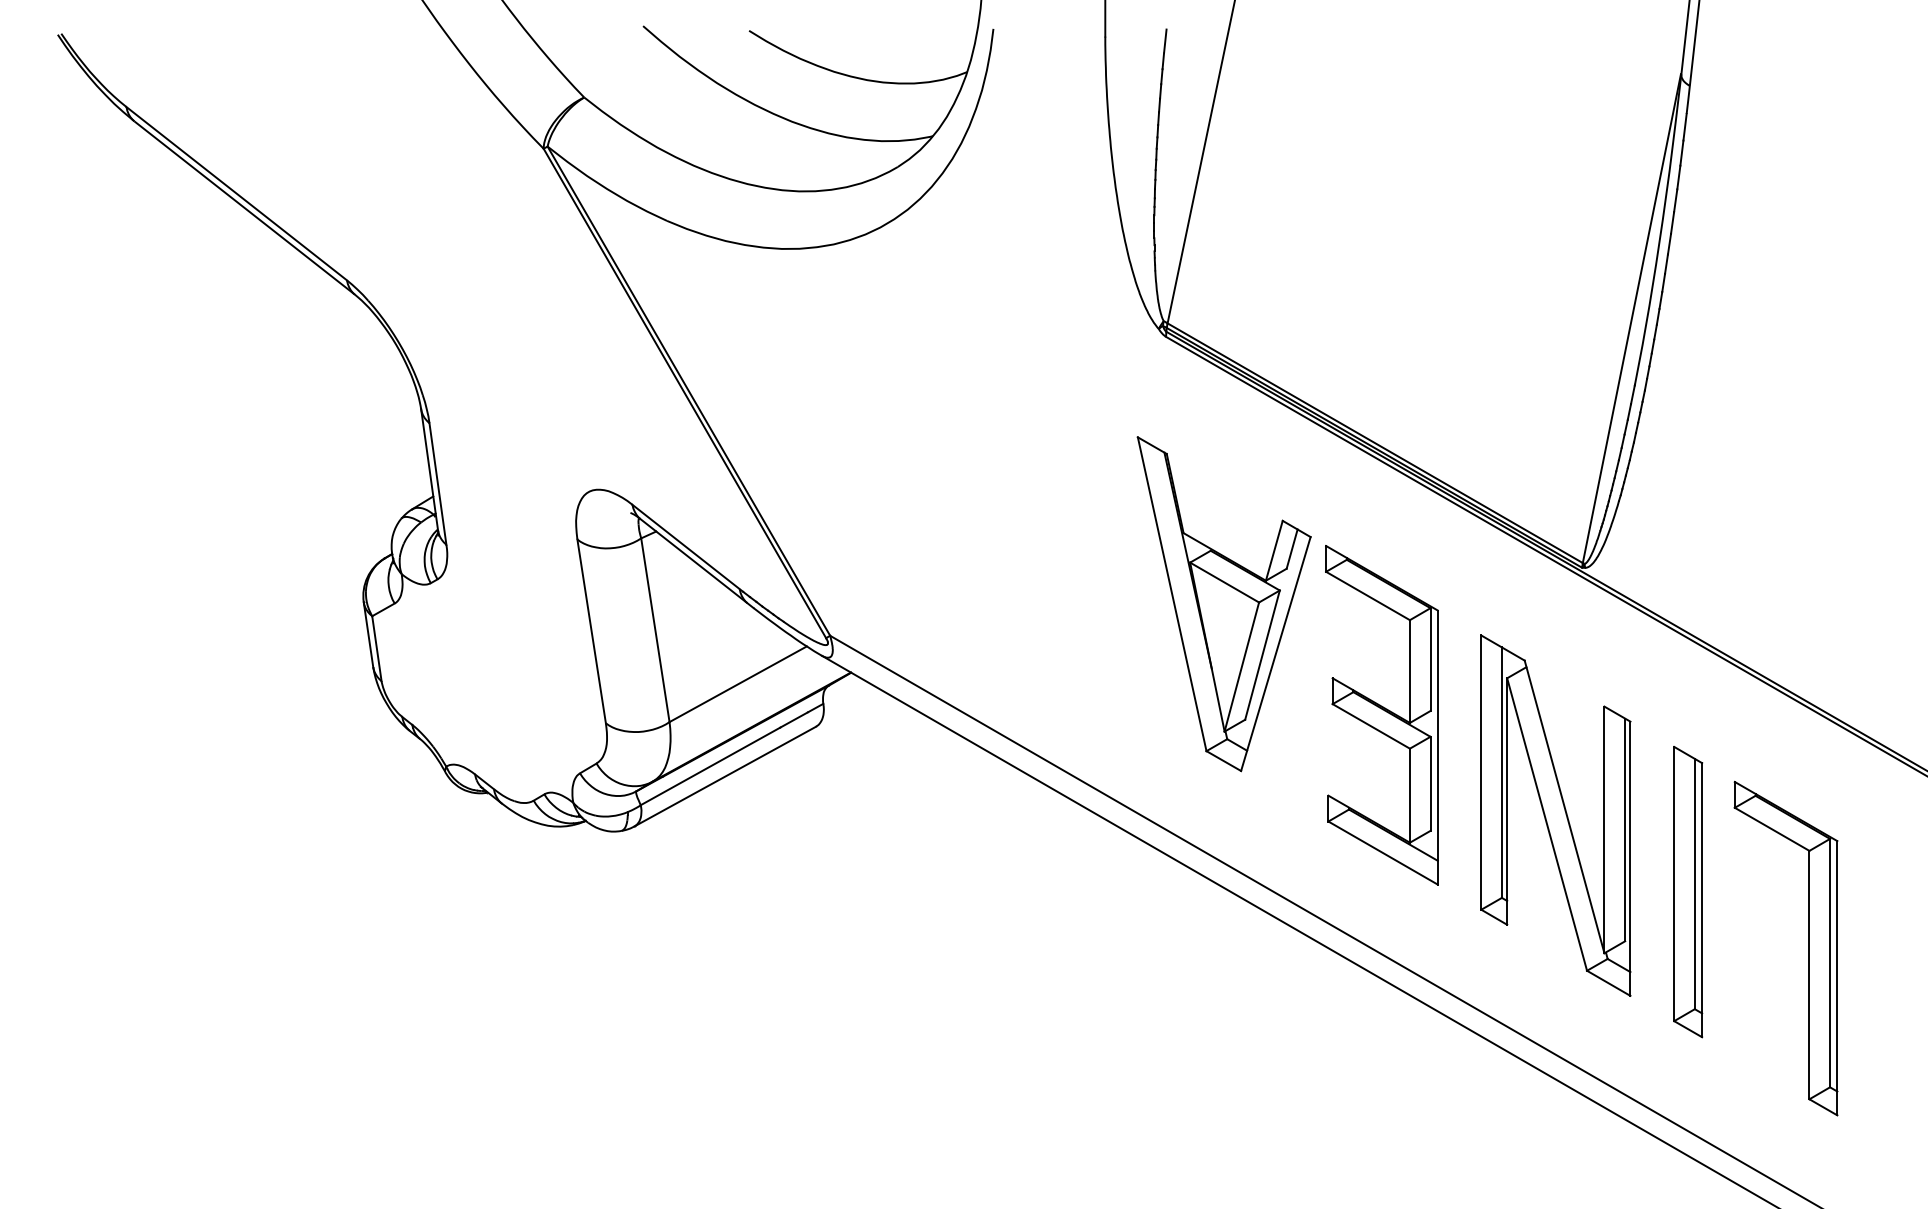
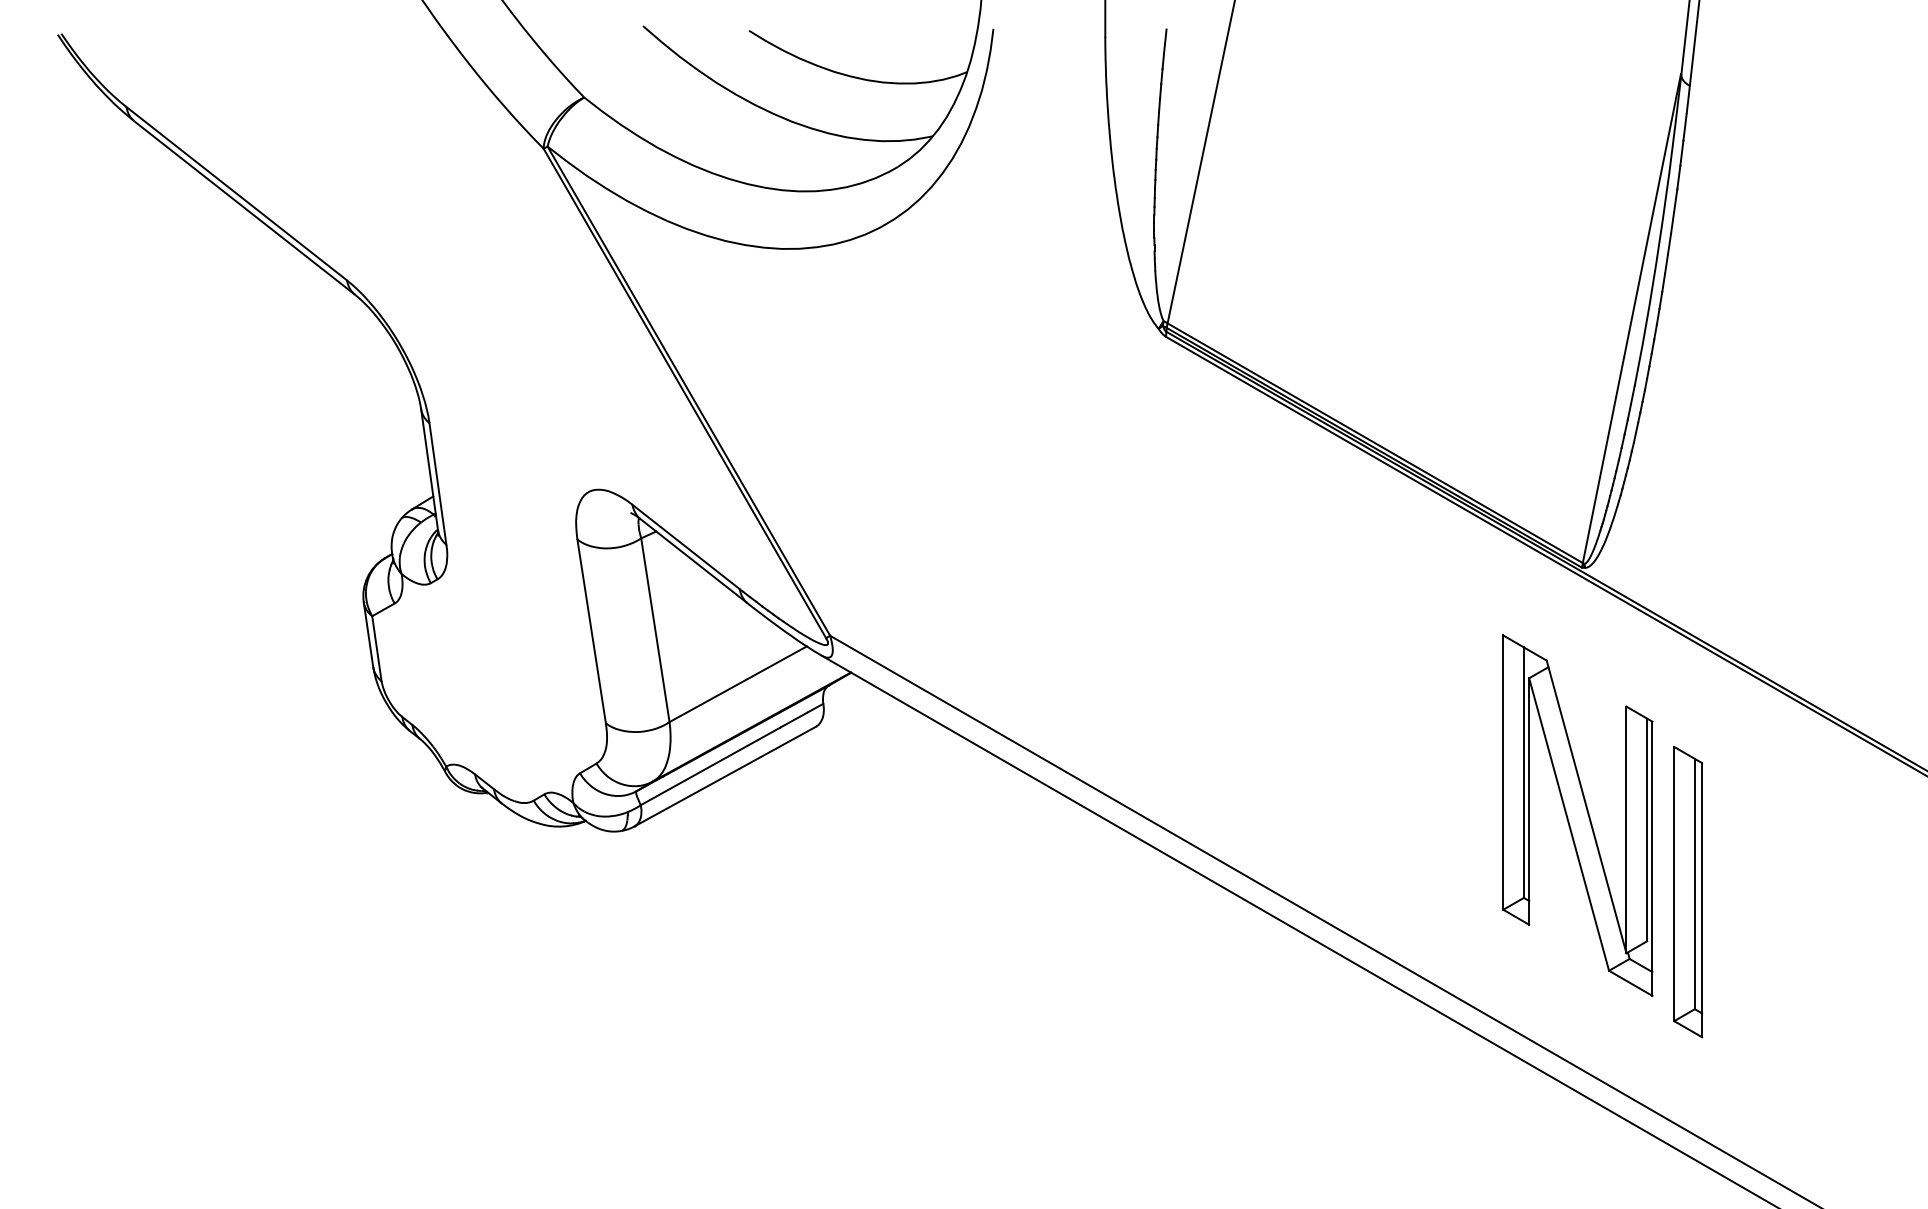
part: present -> none (1223, 604)
part: present -> none (1381, 715)
part position: (1555, 815) -> (1577, 815) (1577, 815)
part: present -> none (1808, 948)
